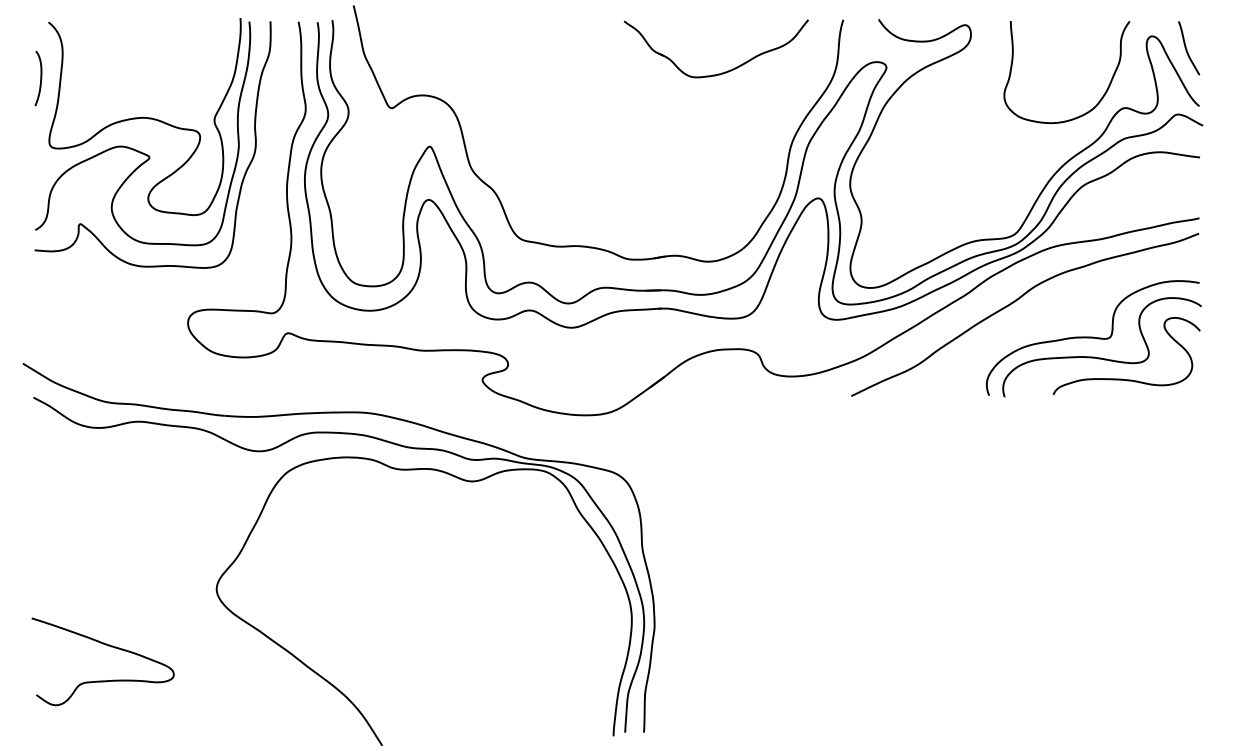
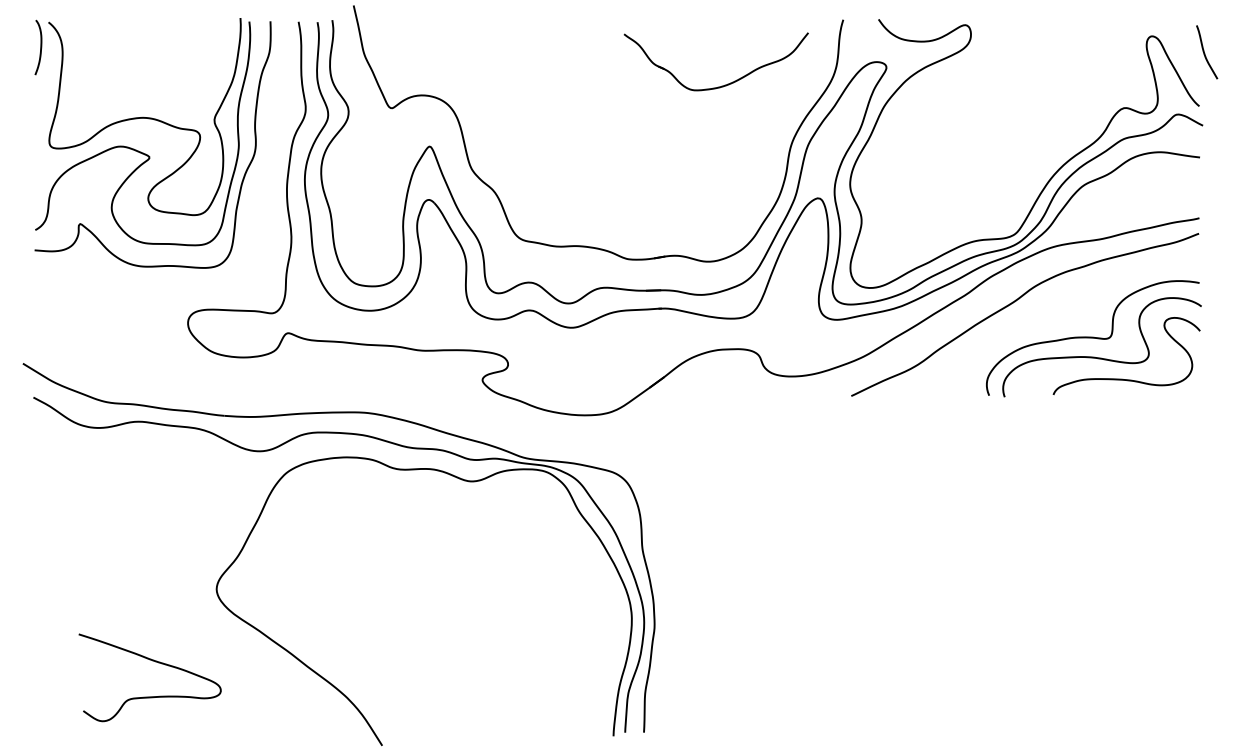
curve position: (1187, 49) -> (1205, 53) (1205, 53)
part position: (721, 72) -> (721, 85) (721, 85)
curve position: (40, 78) -> (40, 47) (40, 47)
curve: present -> none (1100, 98)
curve position: (108, 646) -> (155, 662) (155, 662)
